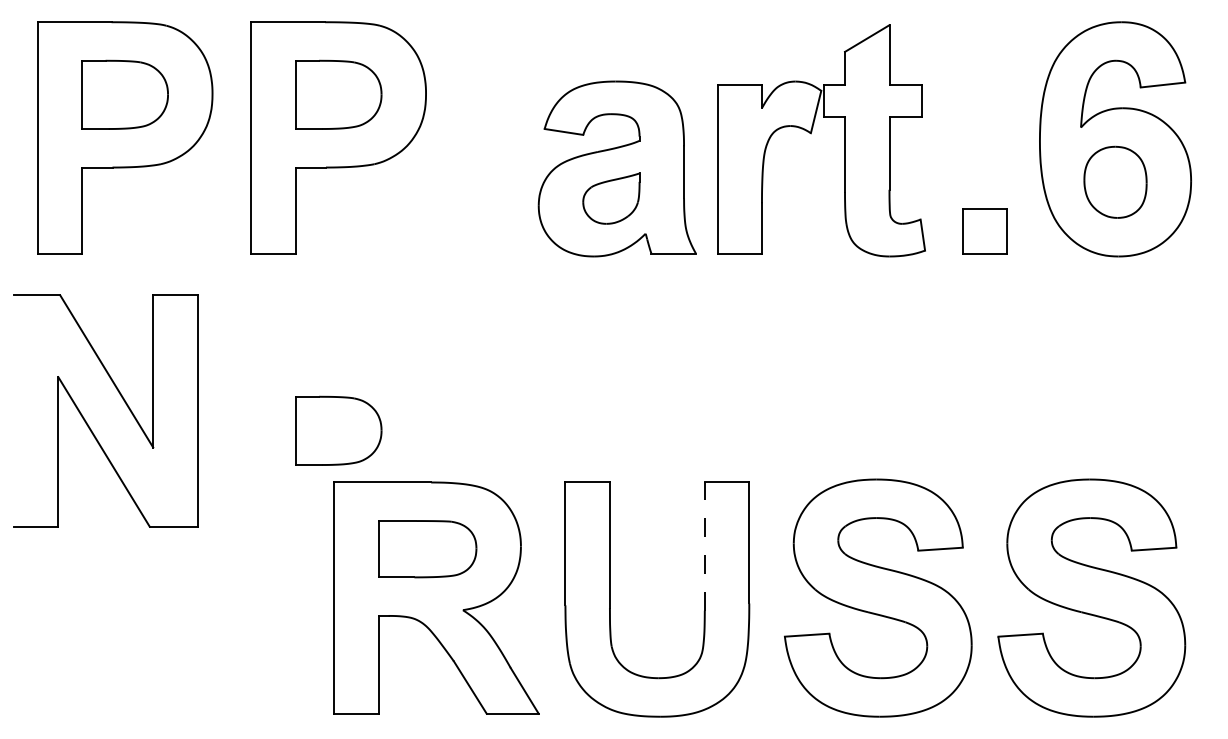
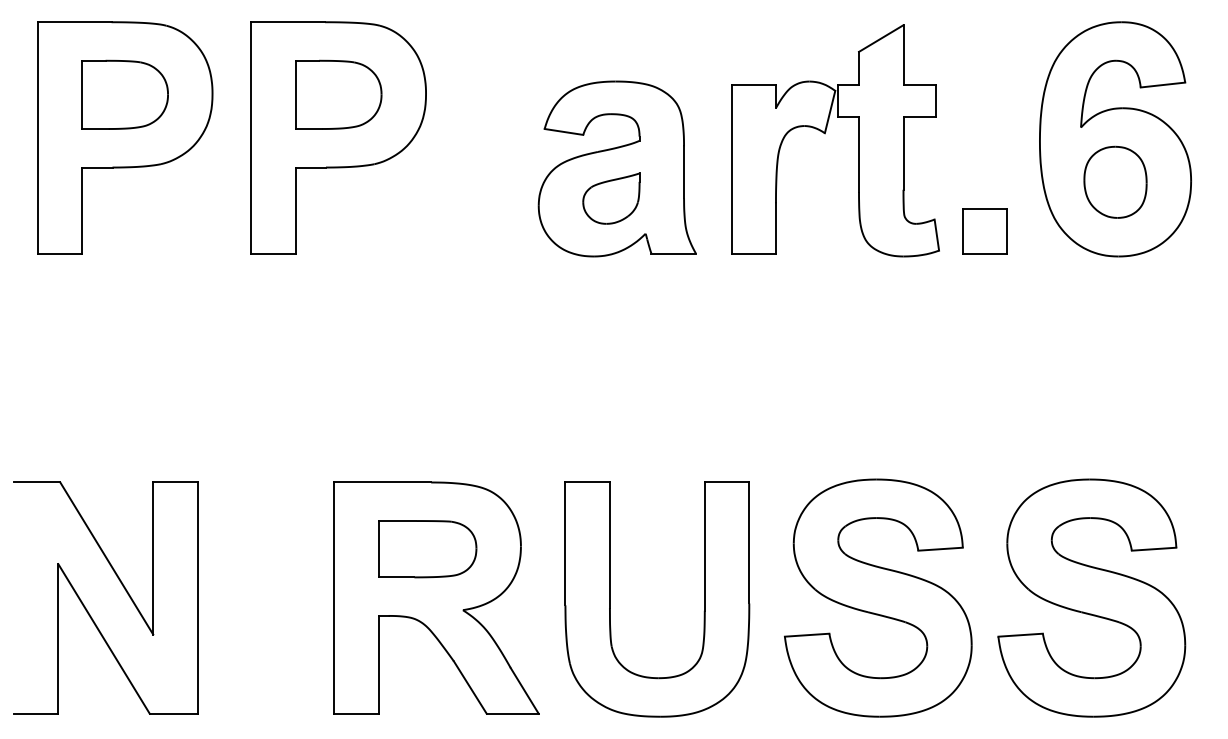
part position: (811, 134) -> (825, 134) (825, 134)
part position: (122, 399) -> (122, 586) (122, 586)
part: present -> none (338, 430)
line: dashed -> solid (704, 546)
